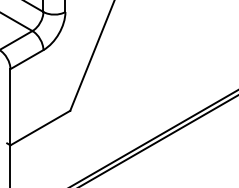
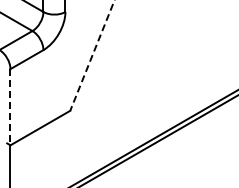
line: solid -> dashed (92, 56)
line: solid -> dashed (10, 107)
